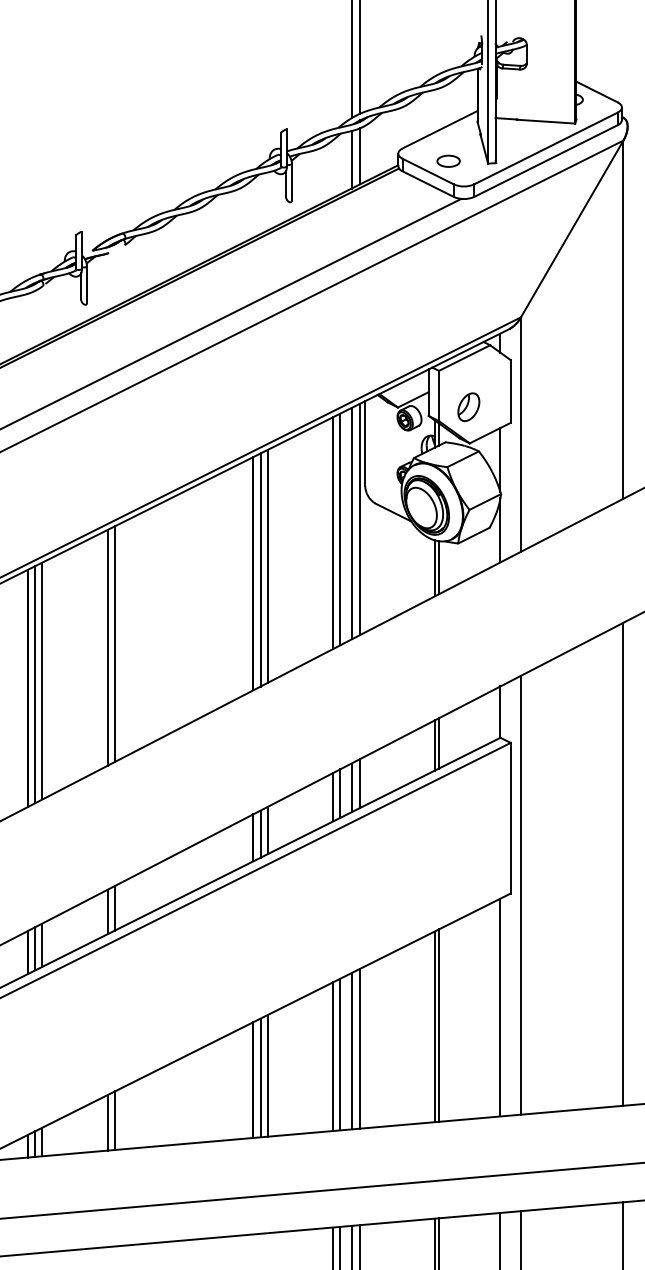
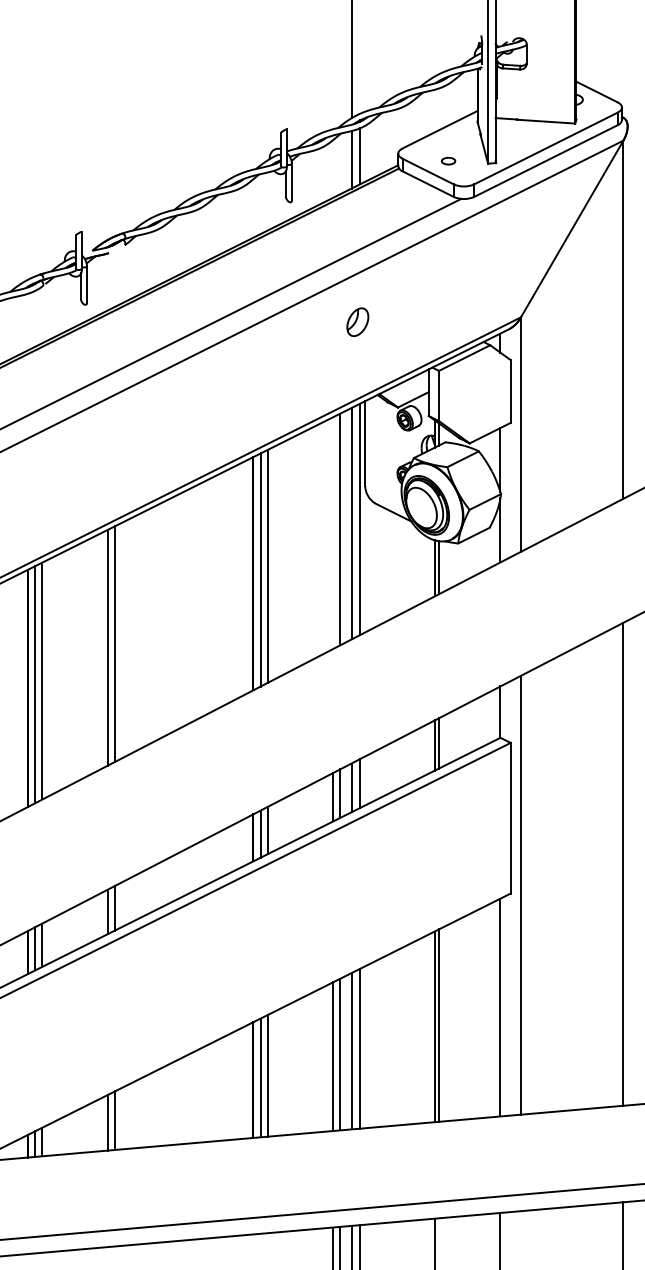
line: present -> none (360, 57)
part size: 25x14 px -> 16x10 px (448, 160)
part position: (468, 407) -> (357, 322) (357, 322)
line: present -> none (333, 533)
line position: (321, 1190) -> (321, 1211) (321, 1211)
line: present -> none (520, 1238)
line: present -> none (439, 1242)
